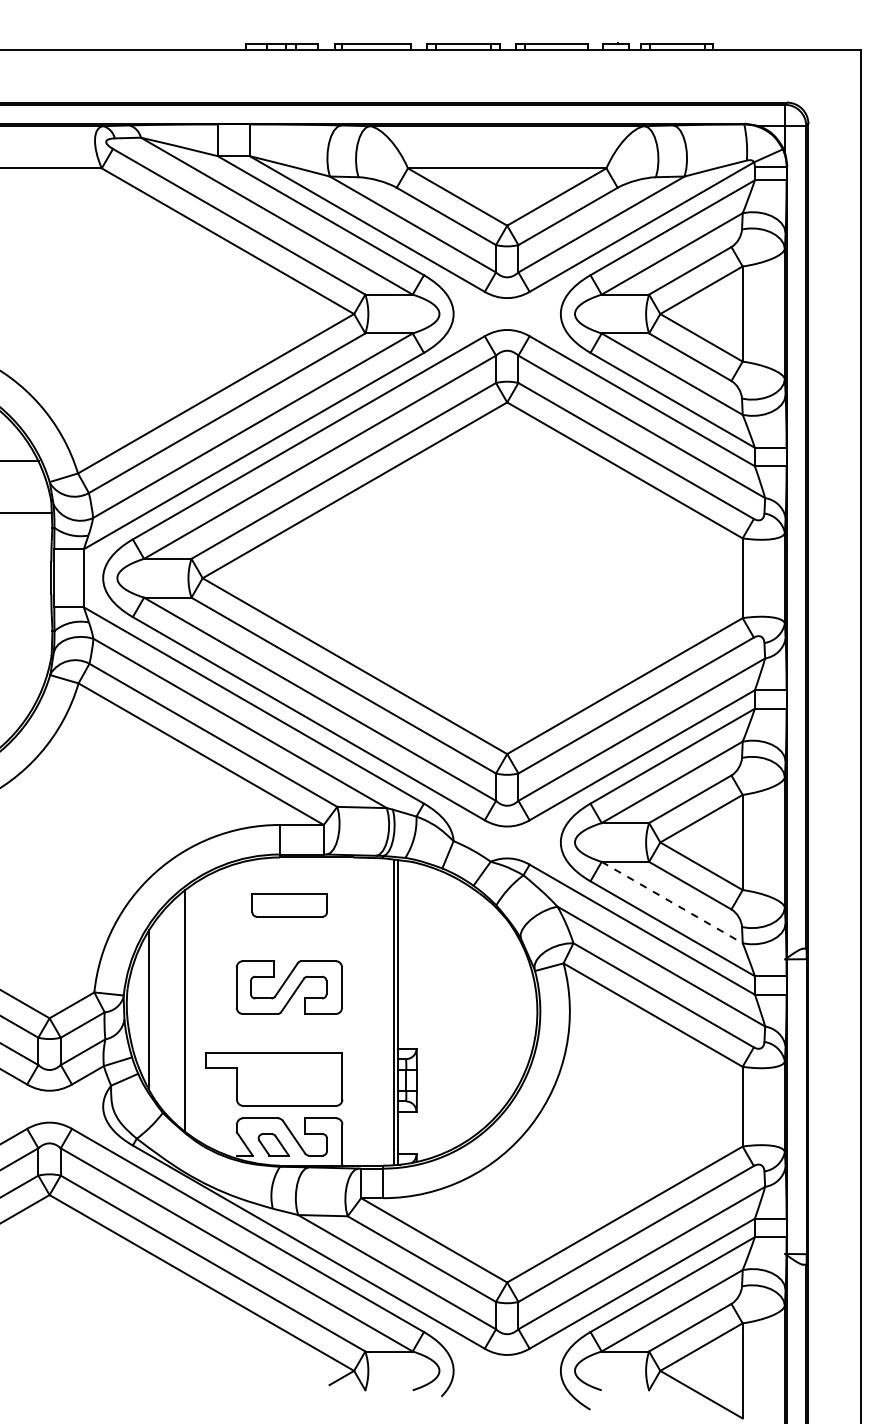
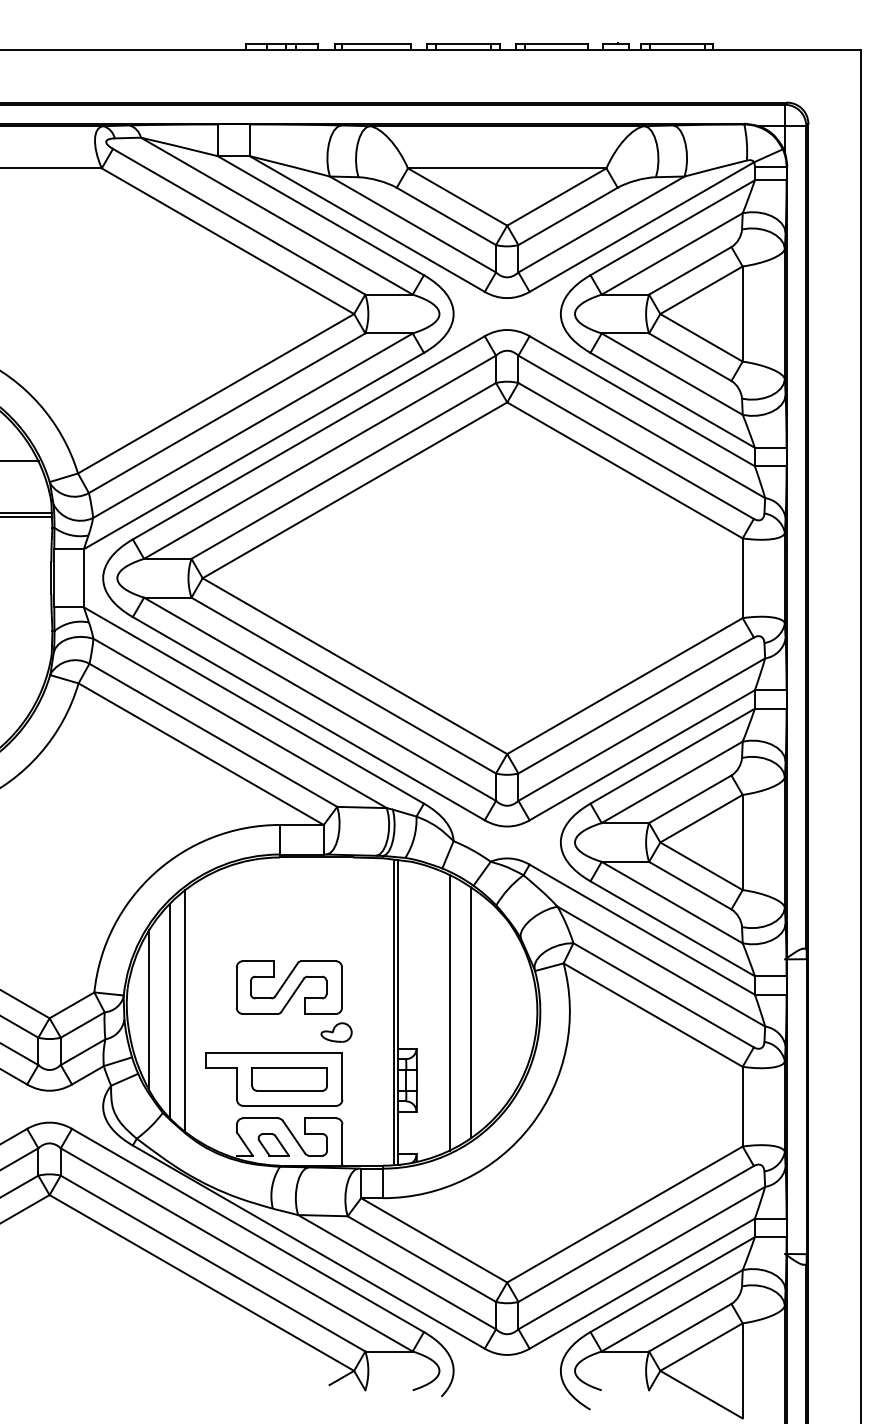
line: none -> present (26, 517)
line: dashed -> solid (672, 902)
part position: (289, 905) -> (289, 1079) (289, 1079)
line: none -> present (169, 1010)
line: none -> present (449, 1012)
line: none -> present (470, 1012)
part: none -> present (336, 1032)
